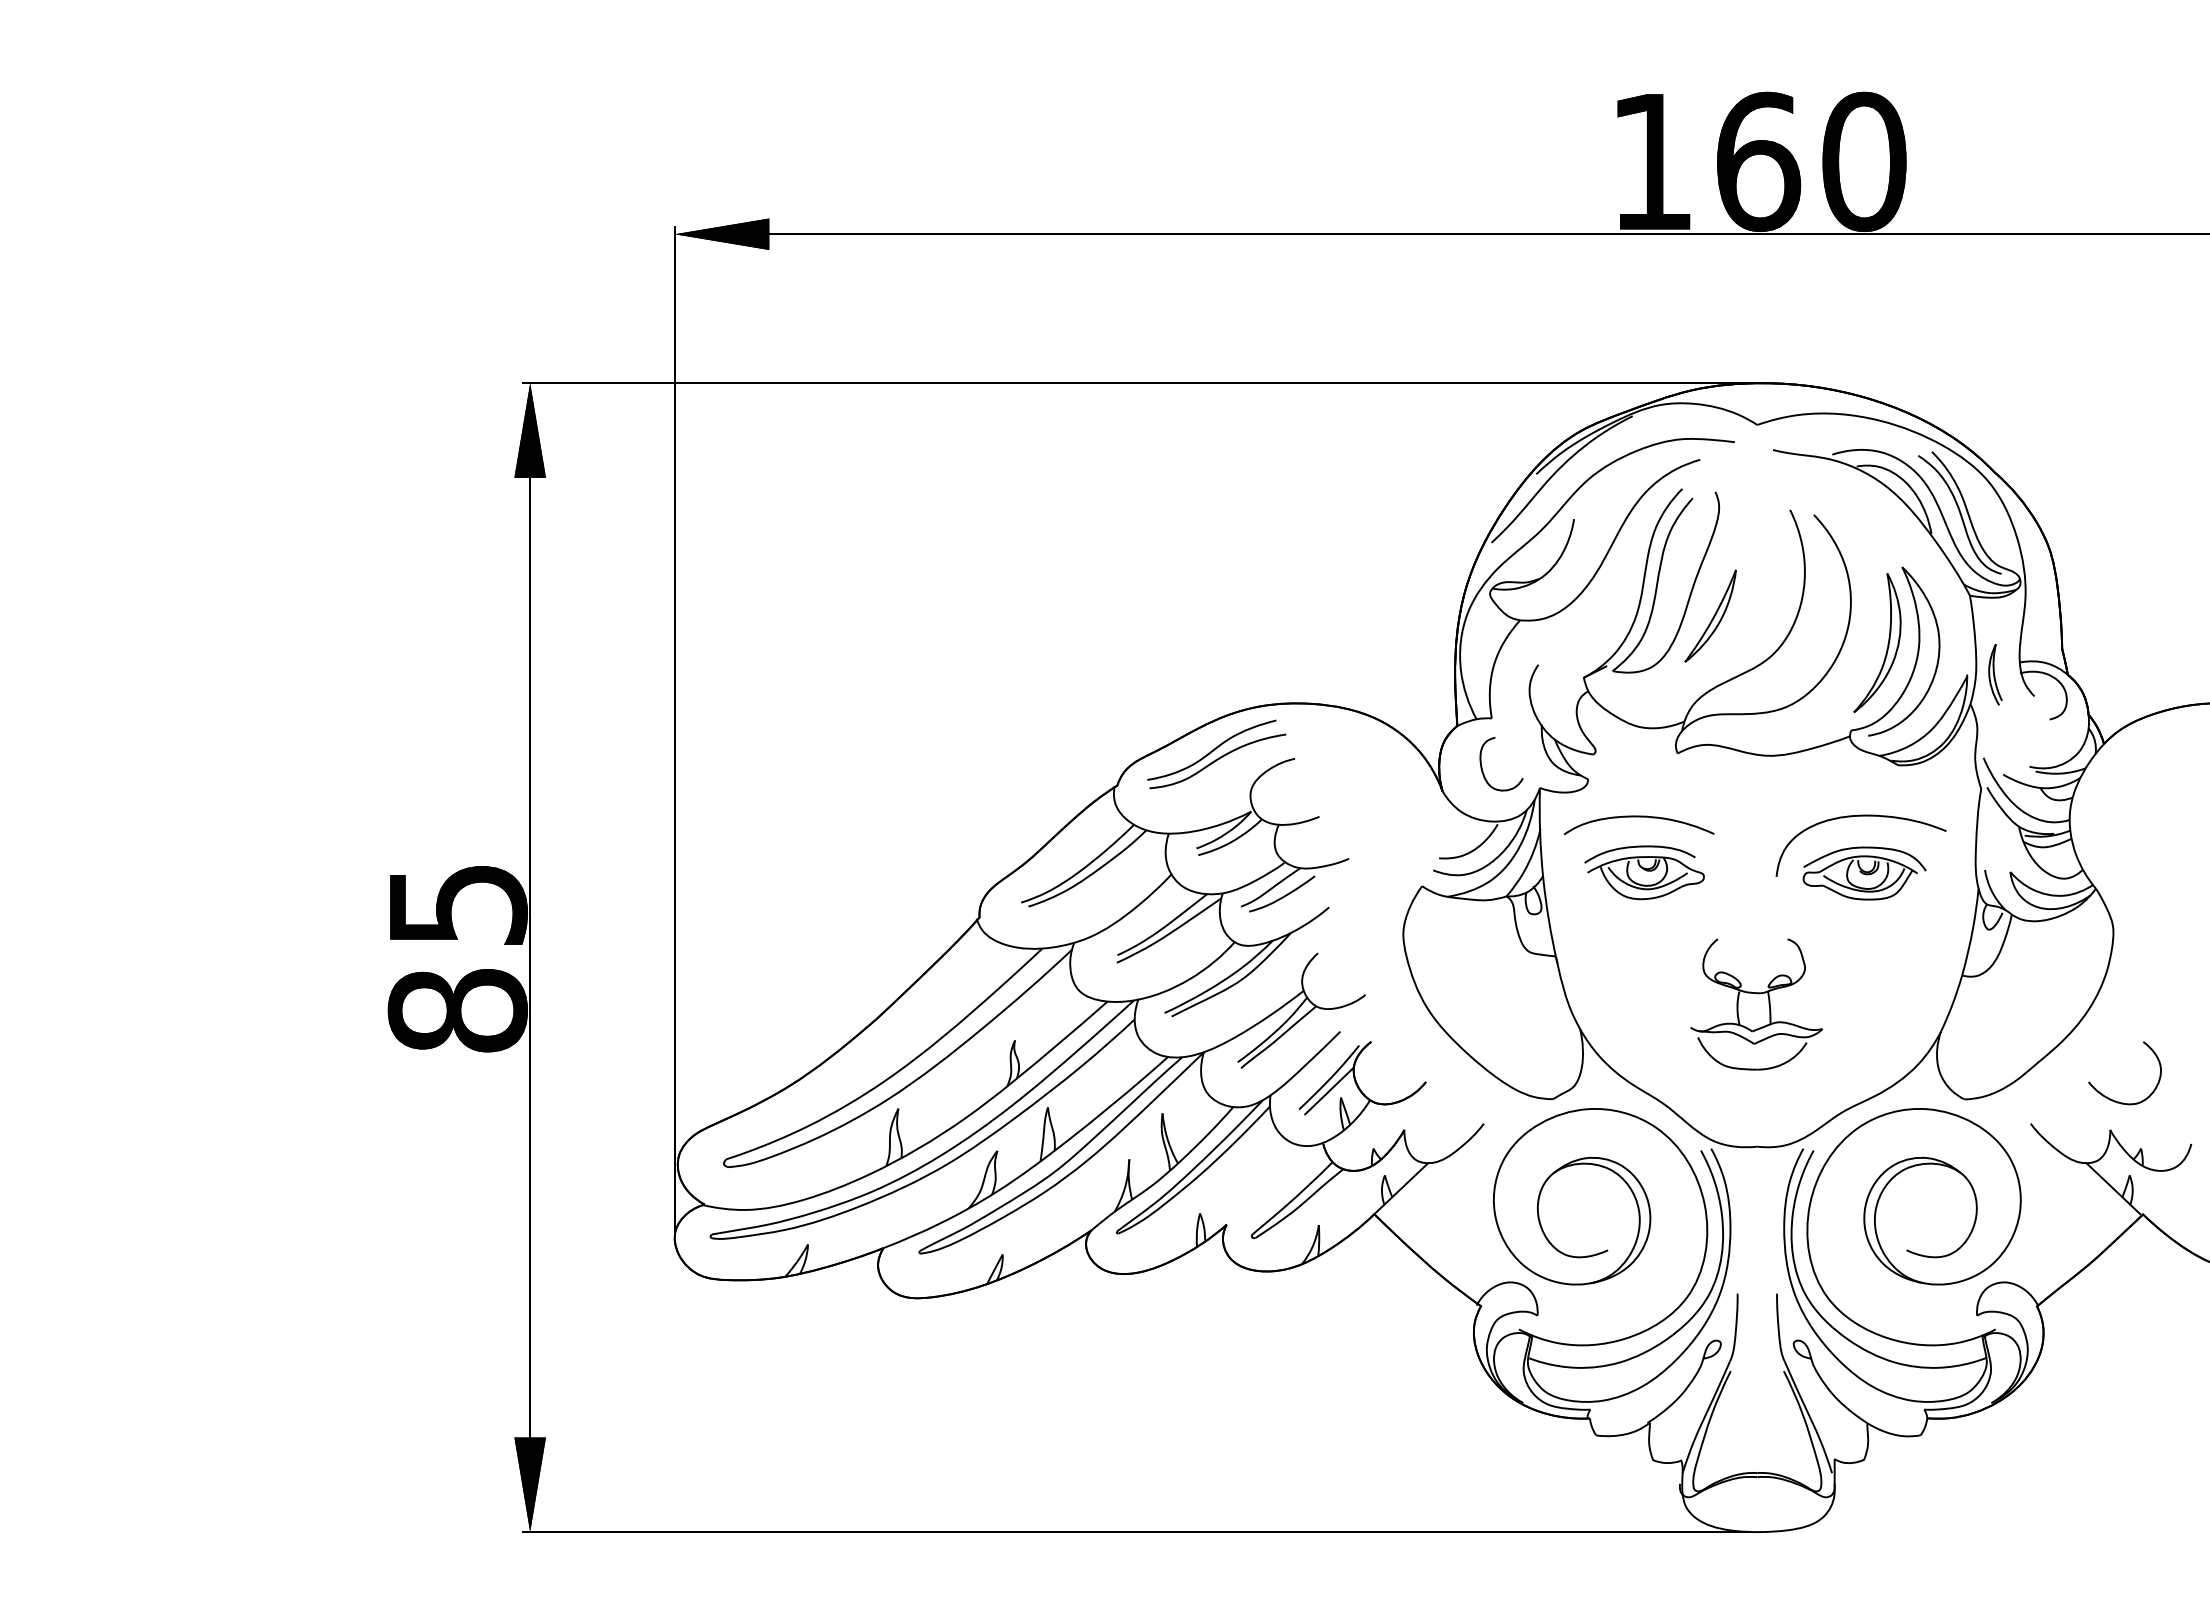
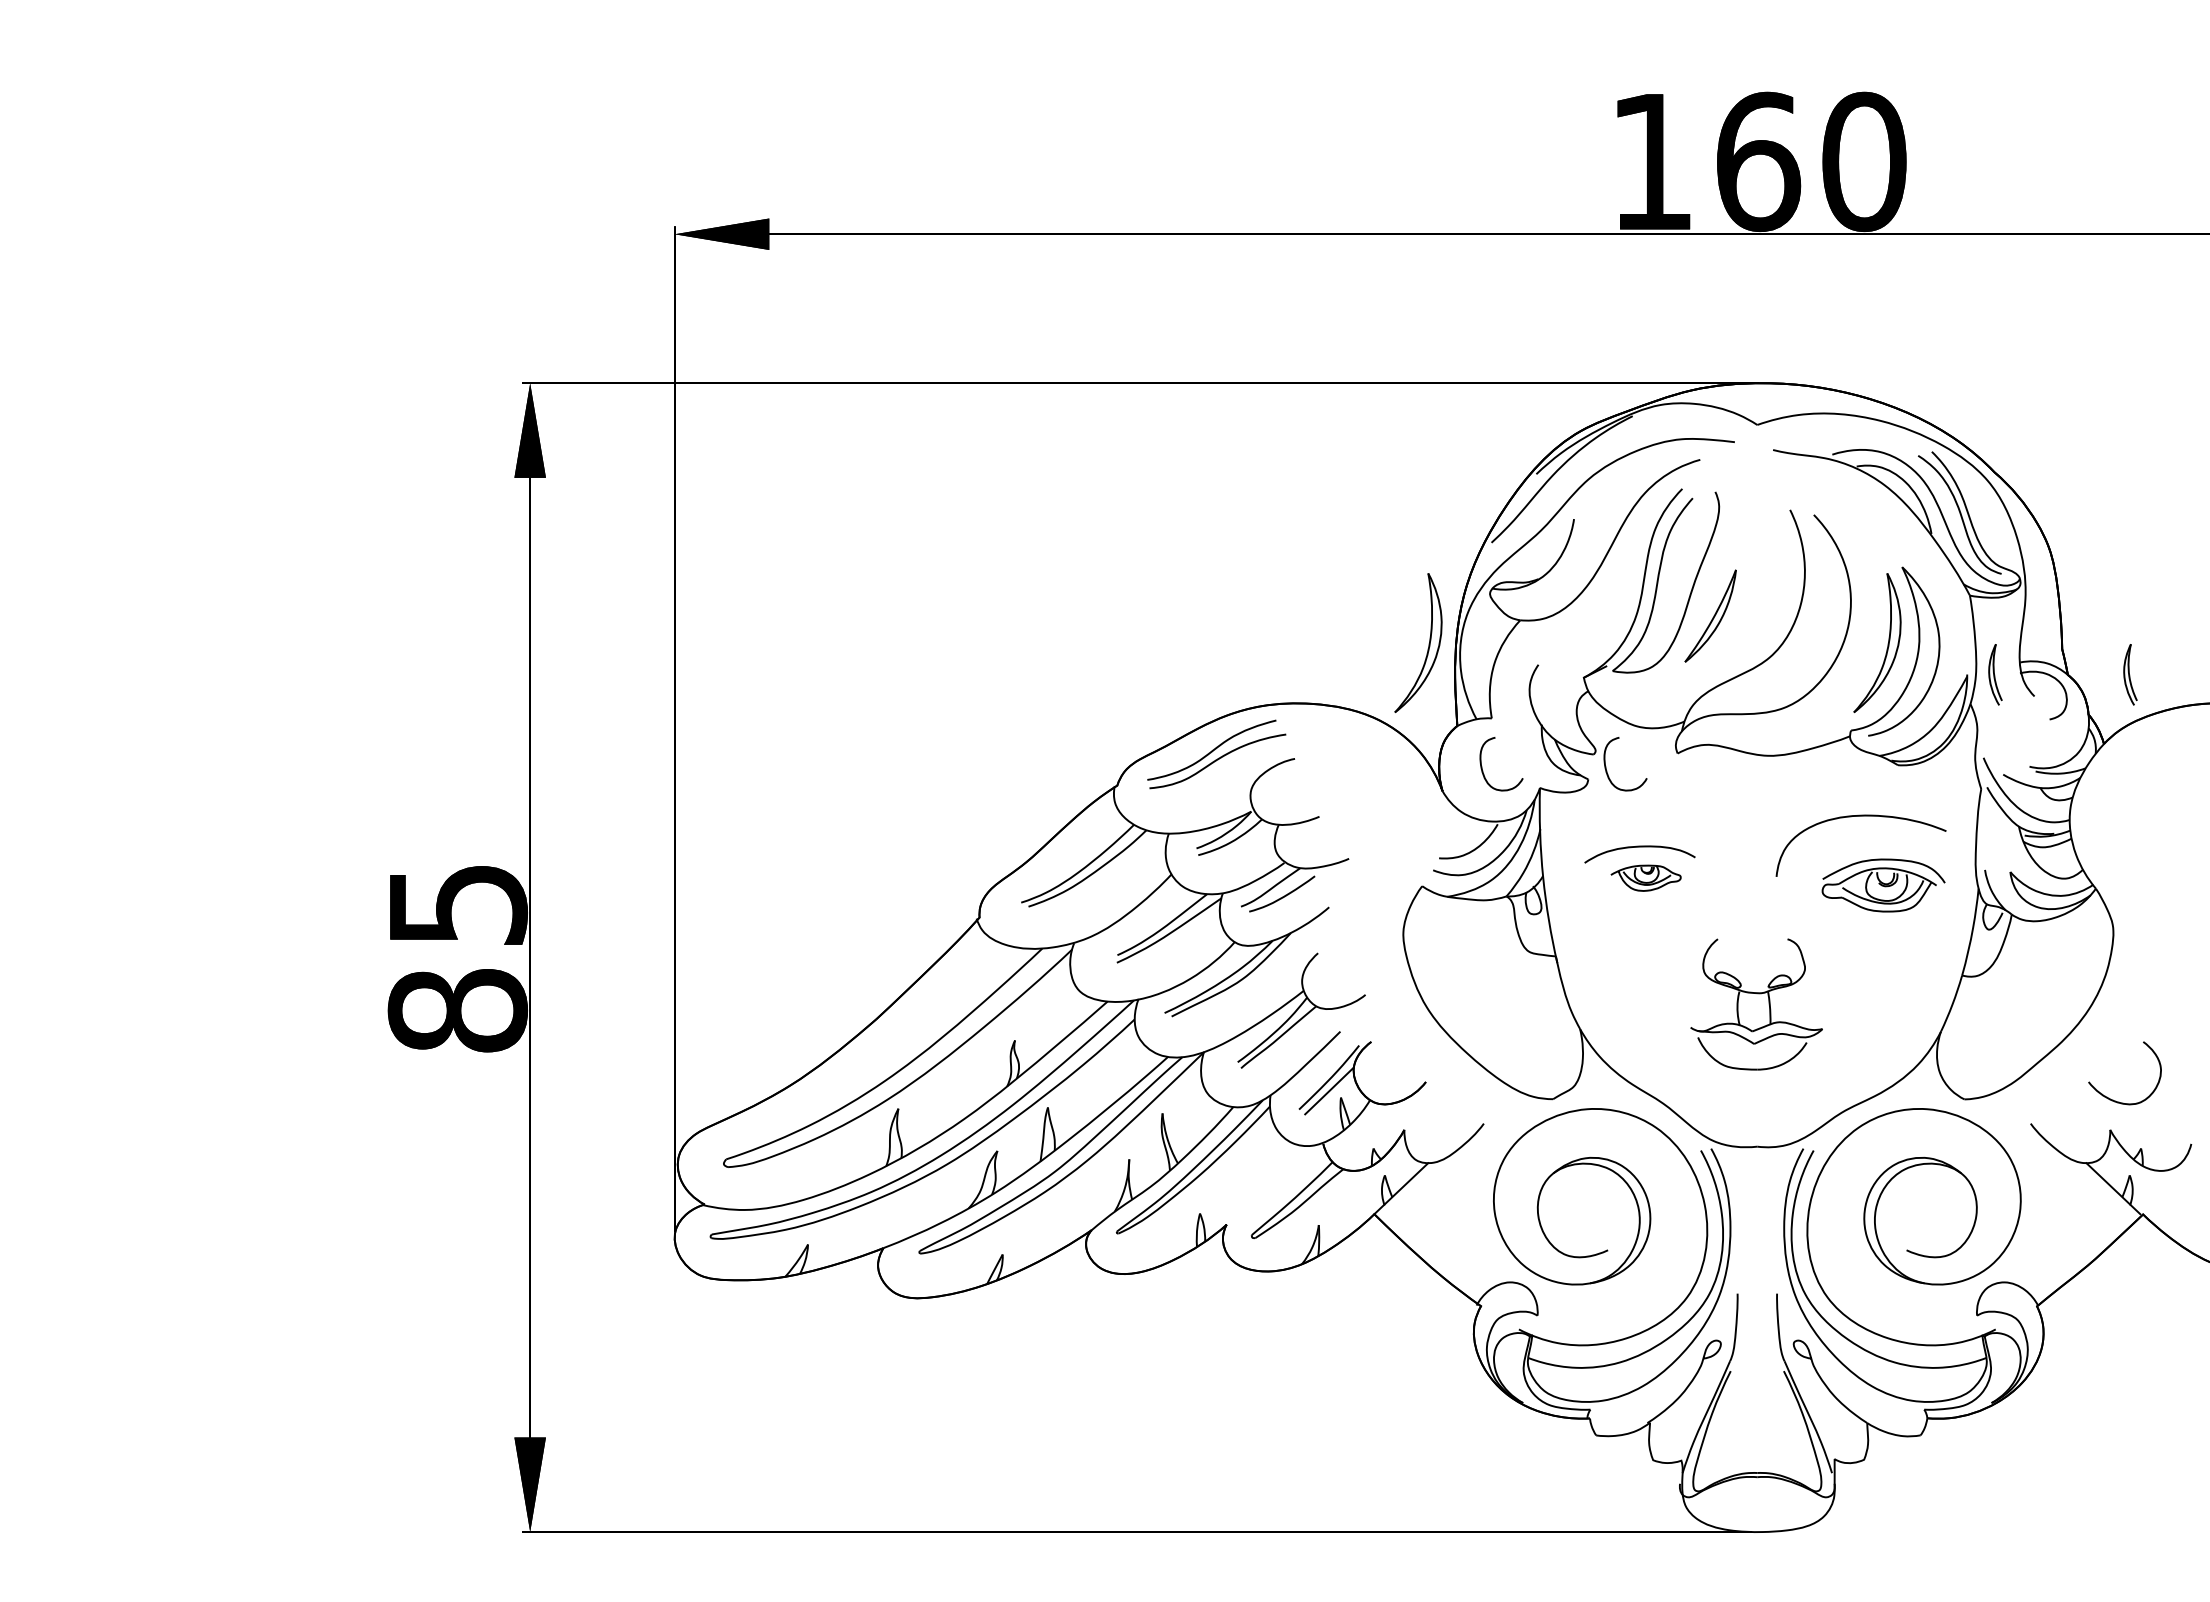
part: none -> present (1428, 643)
part: none -> present (2130, 674)
curve: none -> present (1607, 770)
curve: present -> none (1639, 817)
part position: (1864, 873) -> (1883, 885) (1883, 885)
part size: 118x45 px -> 72x28 px (1645, 877)
